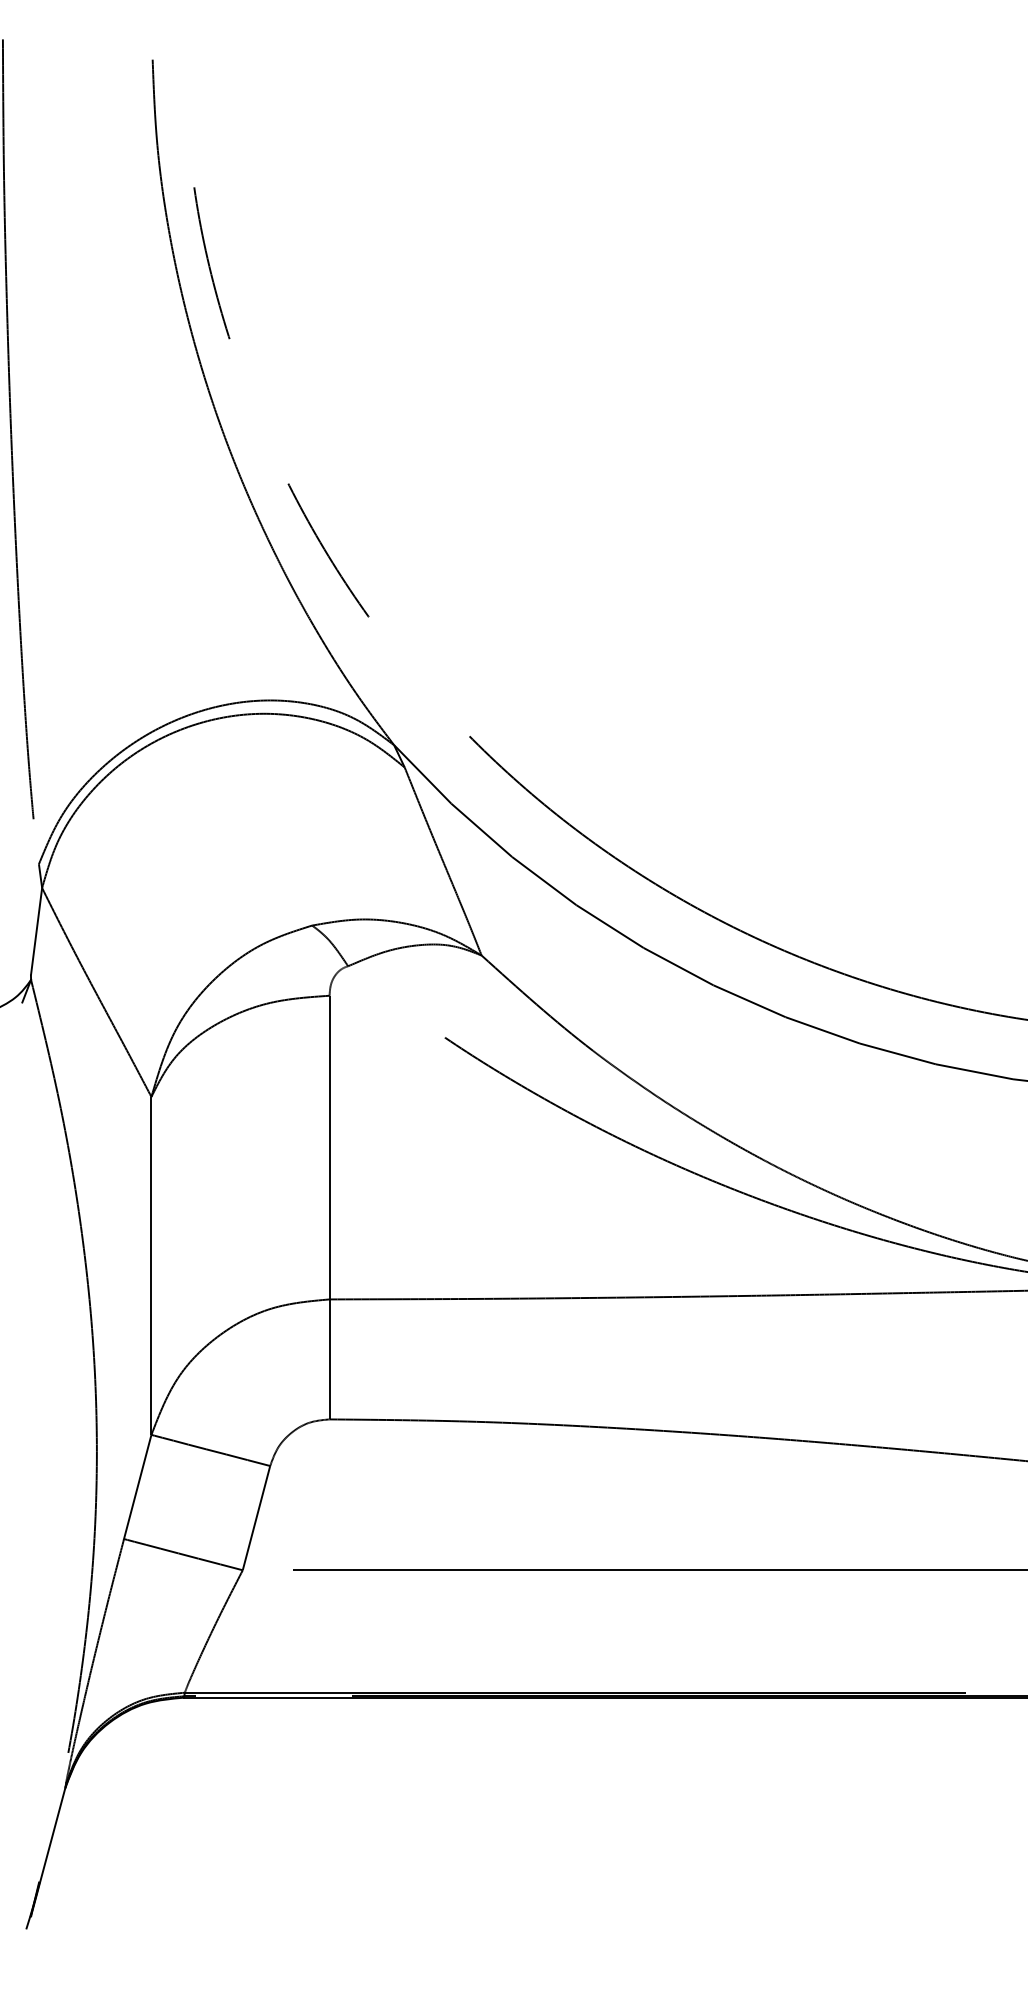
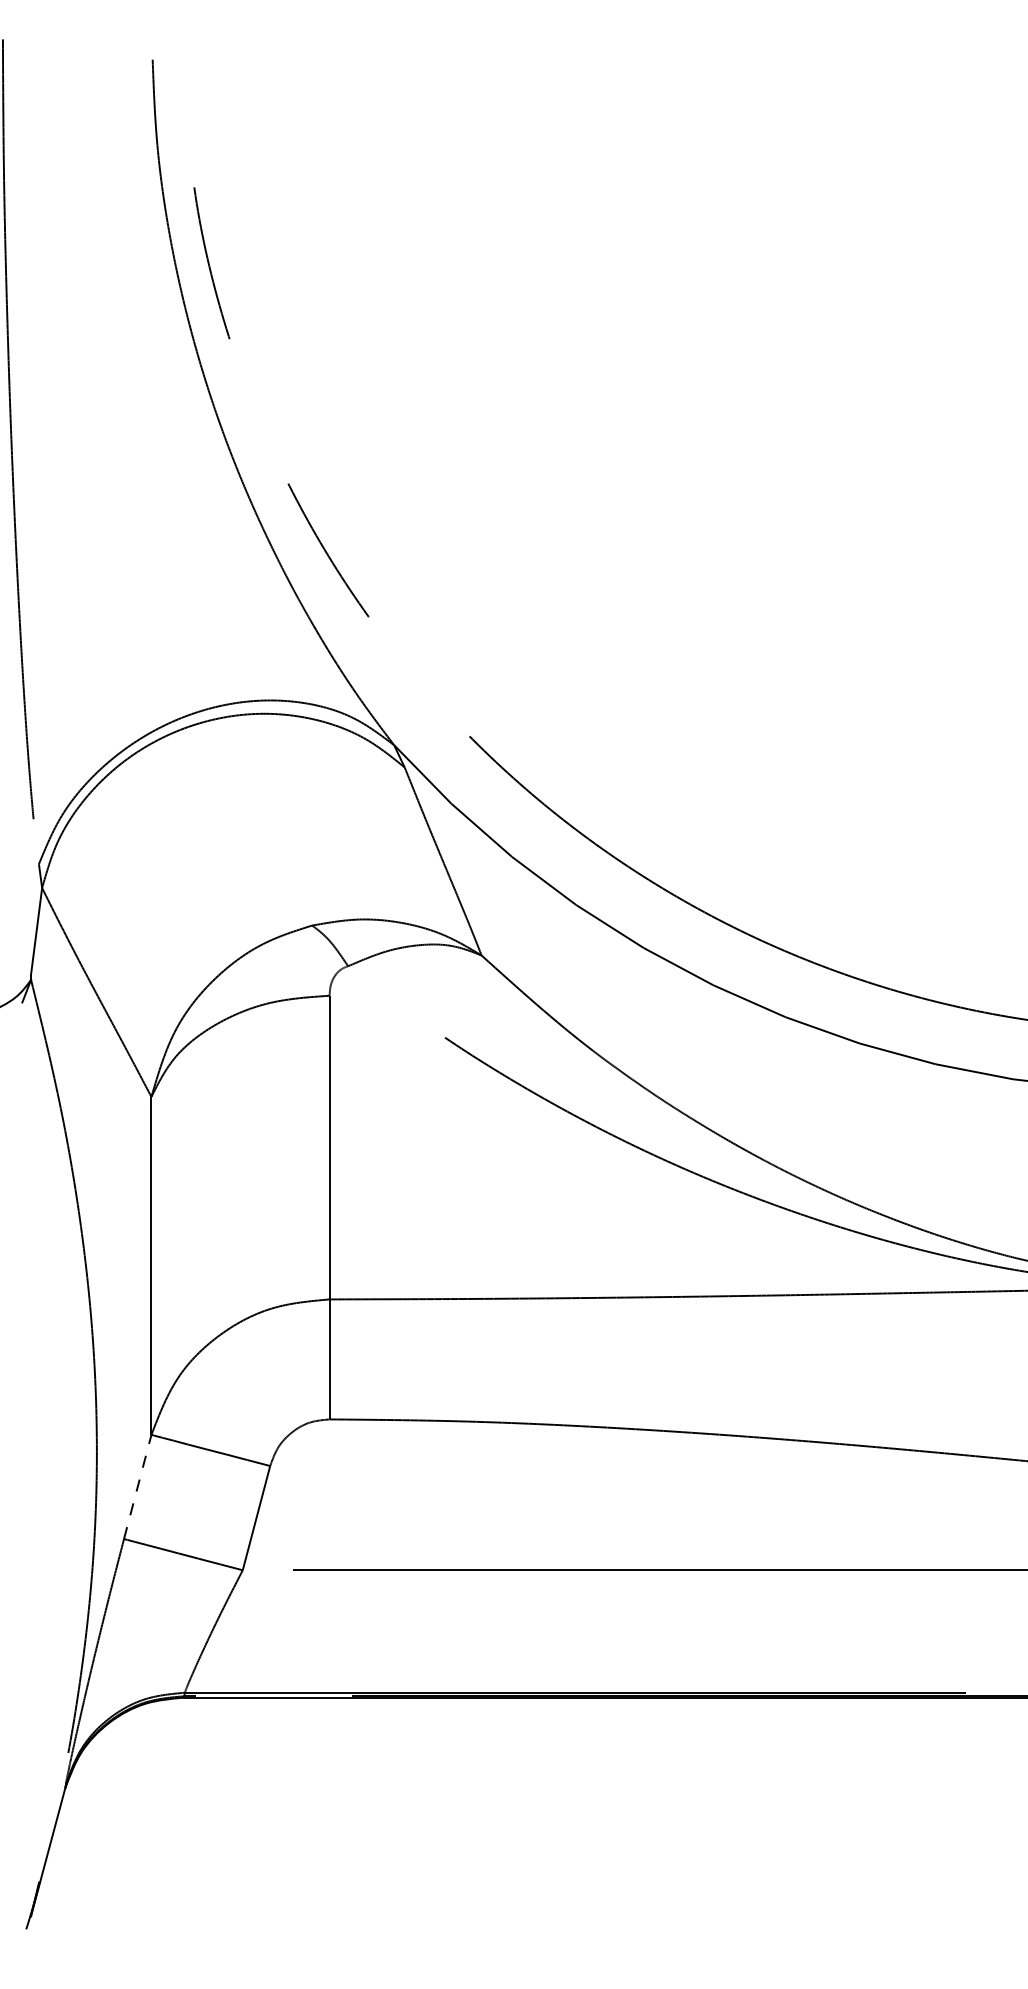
line: solid -> dashed (137, 1486)
